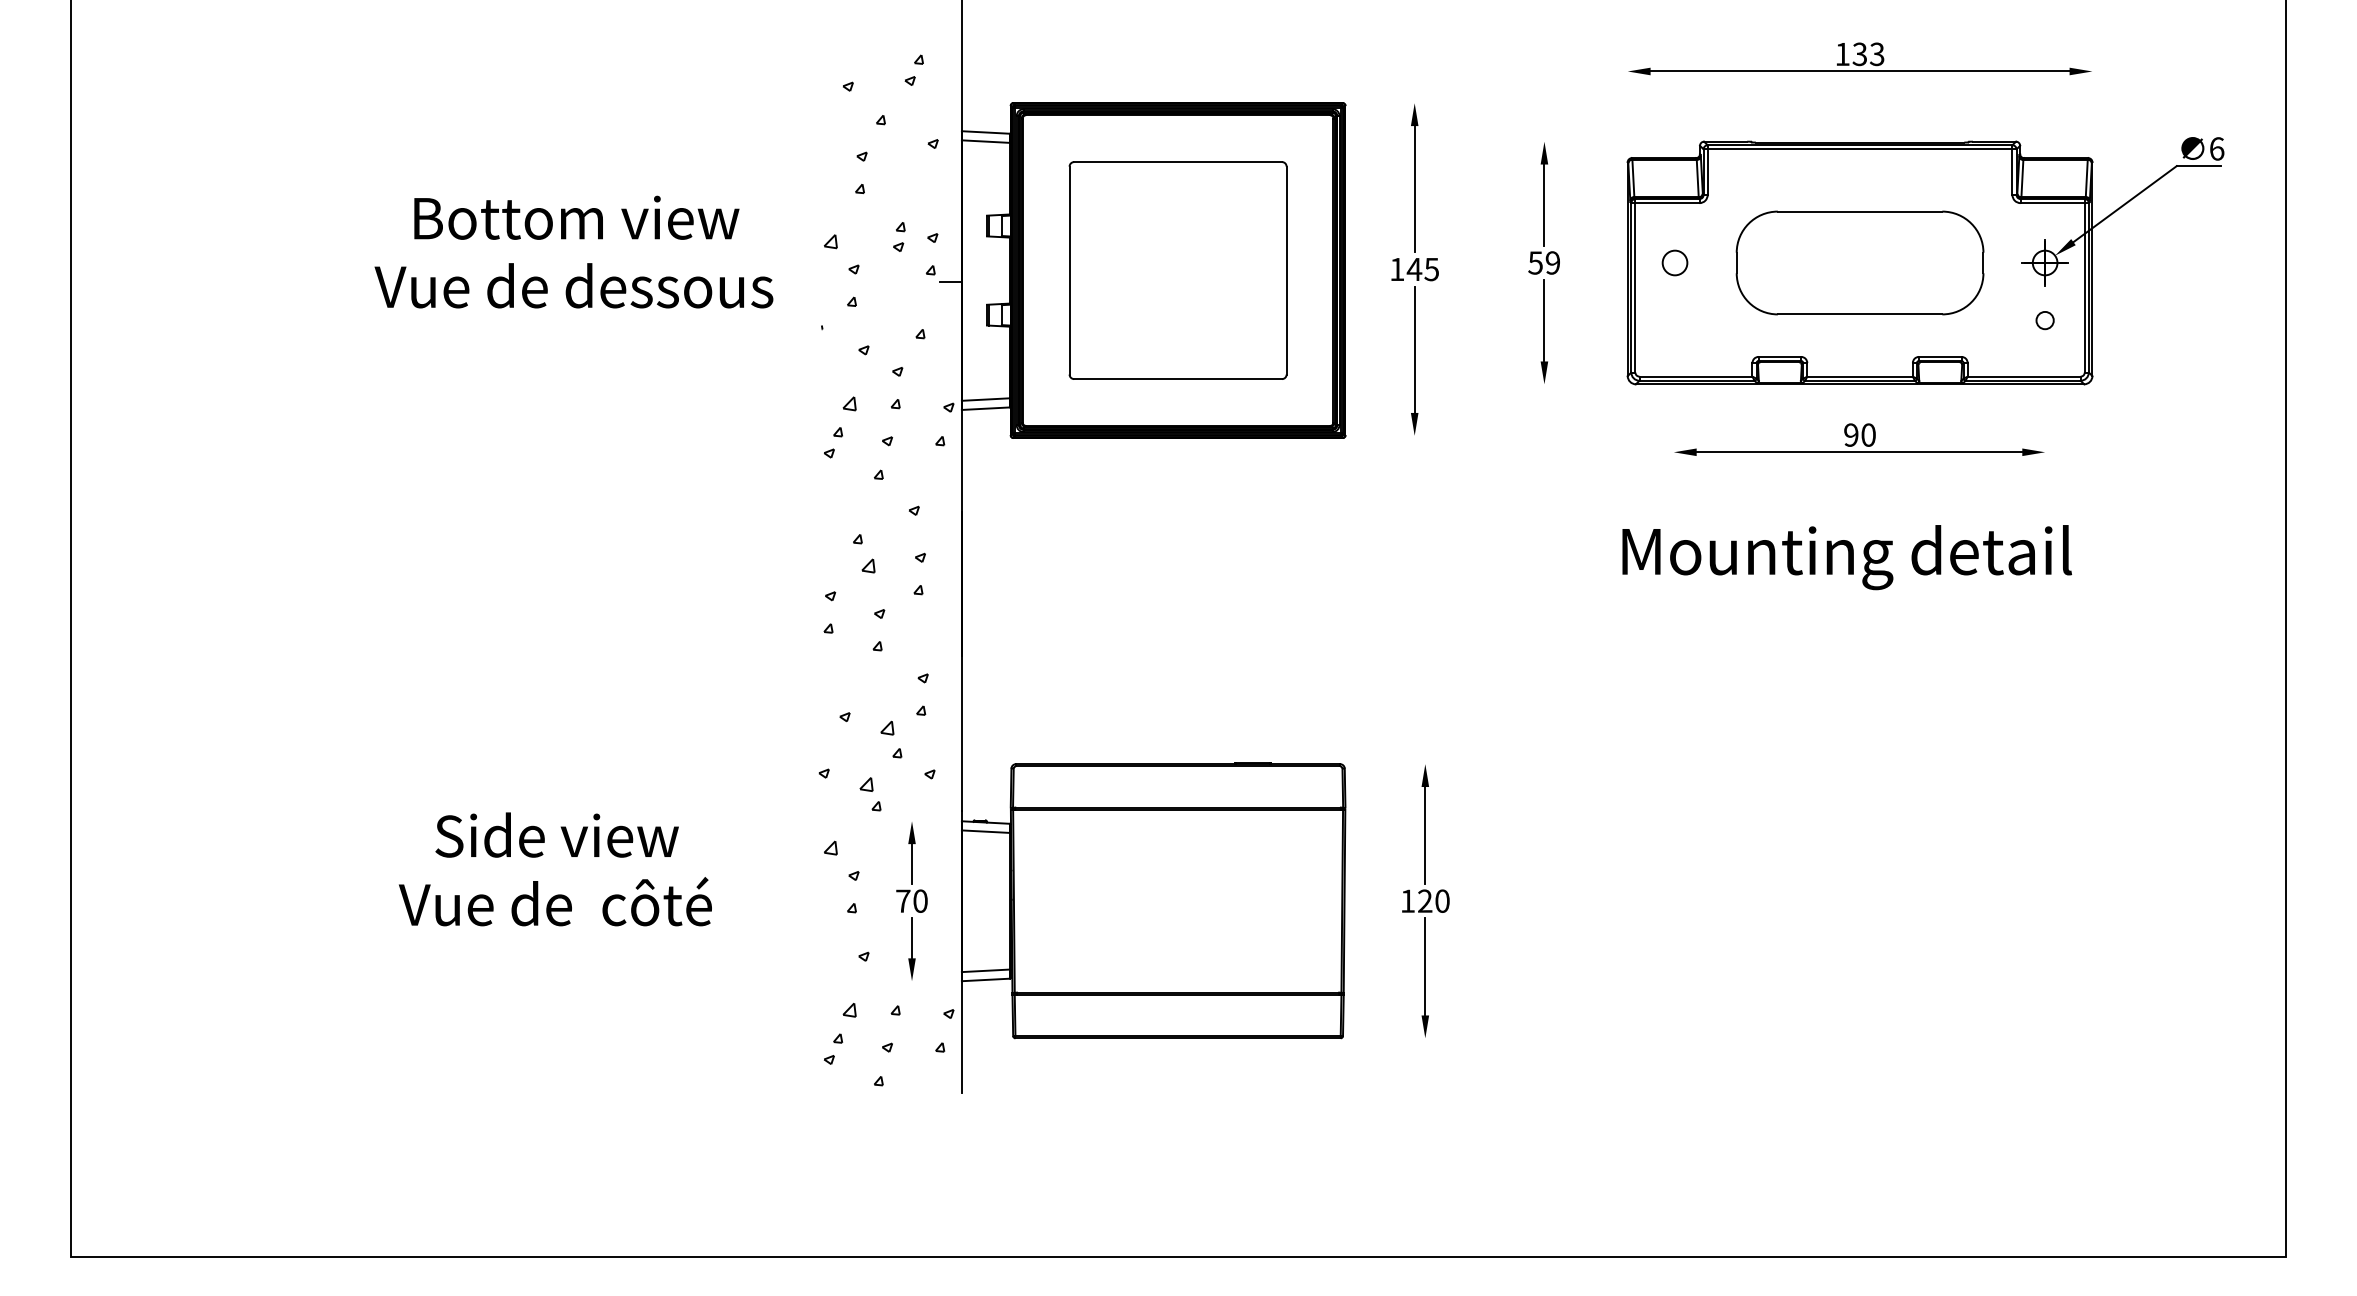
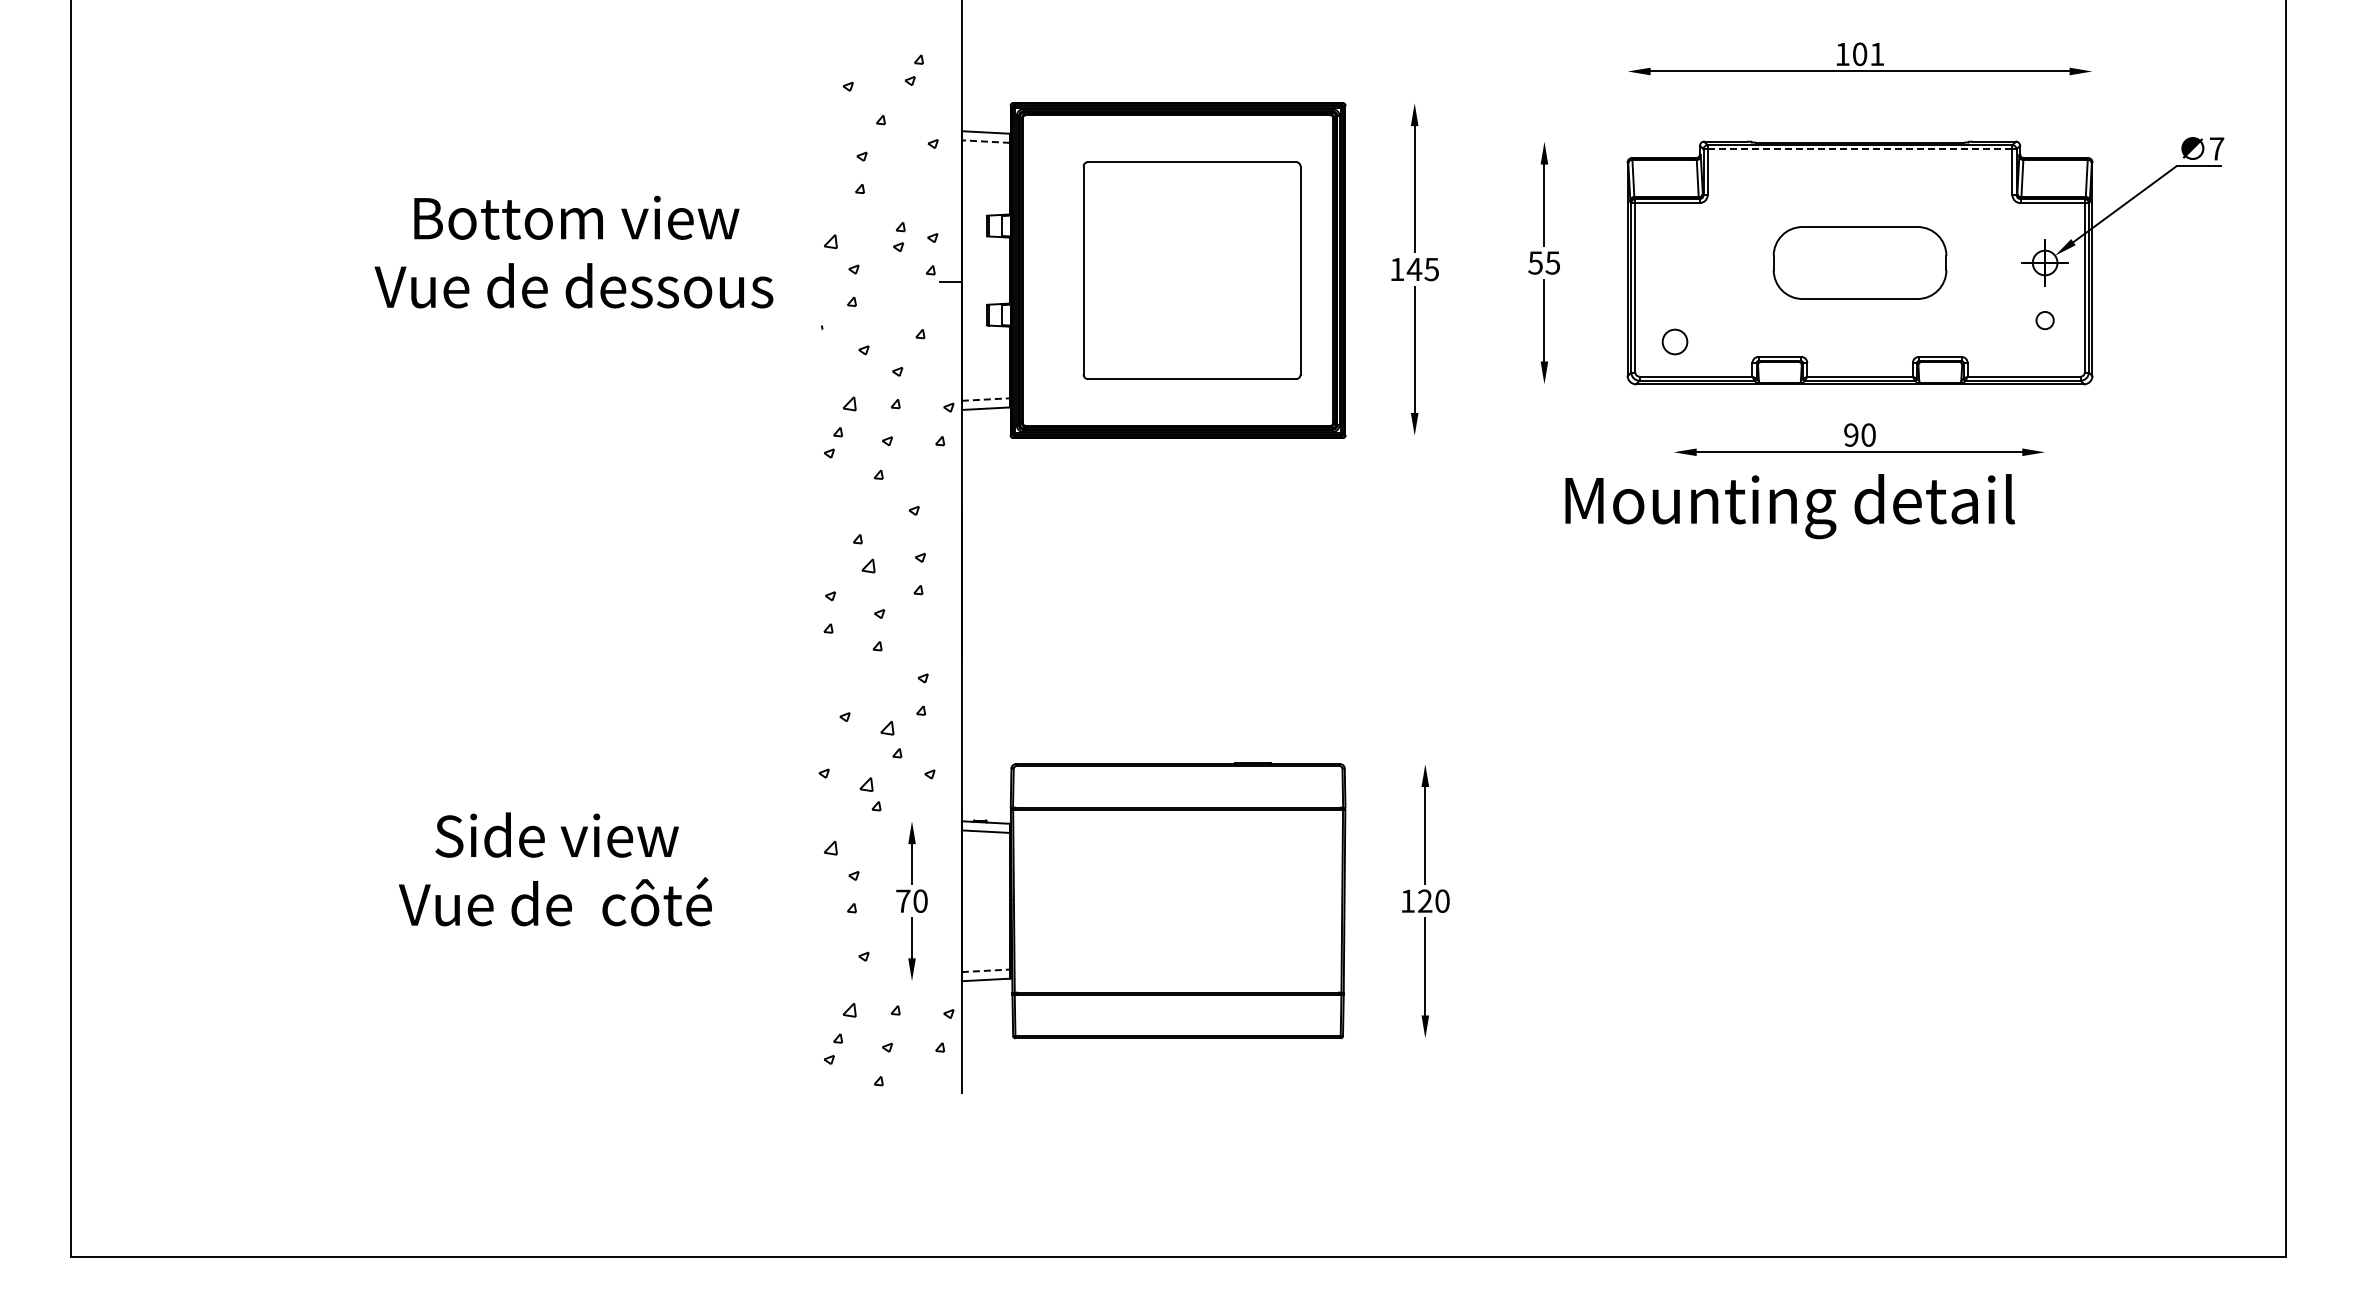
text: 133 -> 101 (1868, 54)
line: solid -> dashed (985, 141)
text: 6 -> 7 (2217, 148)
line: solid -> dashed (1859, 149)
text: 59 -> 55 (1552, 262)
circle position: (1674, 262) -> (1674, 341) (1674, 341)
part size: 250x106 px -> 176x74 px (1859, 262)
part position: (1177, 270) -> (1191, 270) (1191, 270)
line: solid -> dashed (986, 399)
text position: (1846, 557) -> (1789, 506) (1789, 506)
line: solid -> dashed (986, 970)
